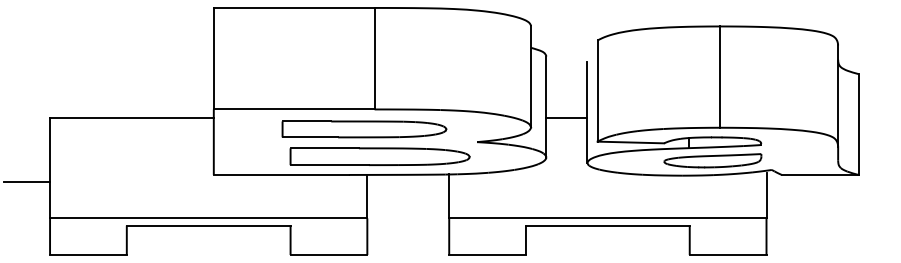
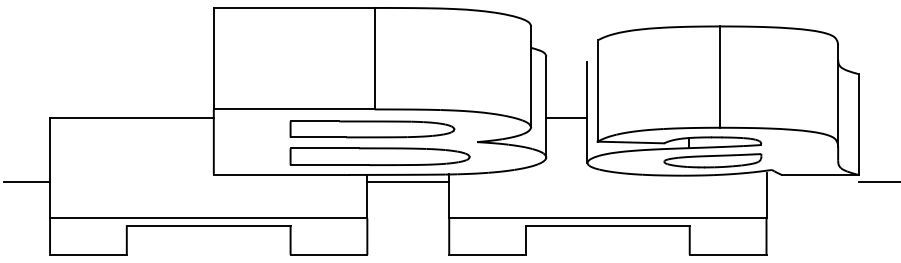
part position: (364, 129) -> (372, 129) (372, 129)
line: none -> present (408, 181)
line: none -> present (877, 181)
